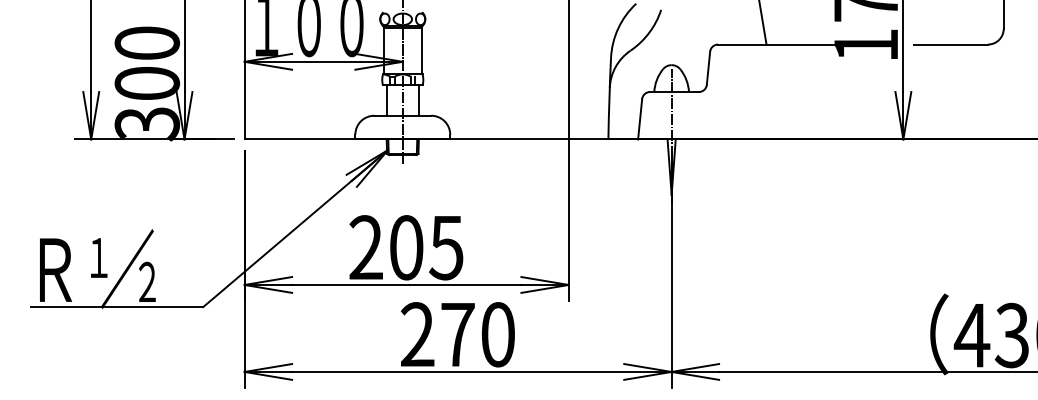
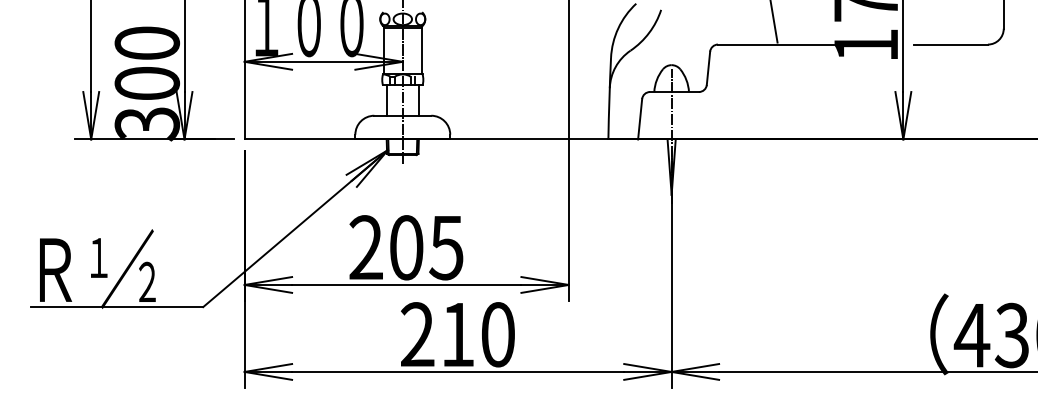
line position: (762, 23) -> (773, 22) (773, 22)
text: 270 -> 210 (457, 334)
